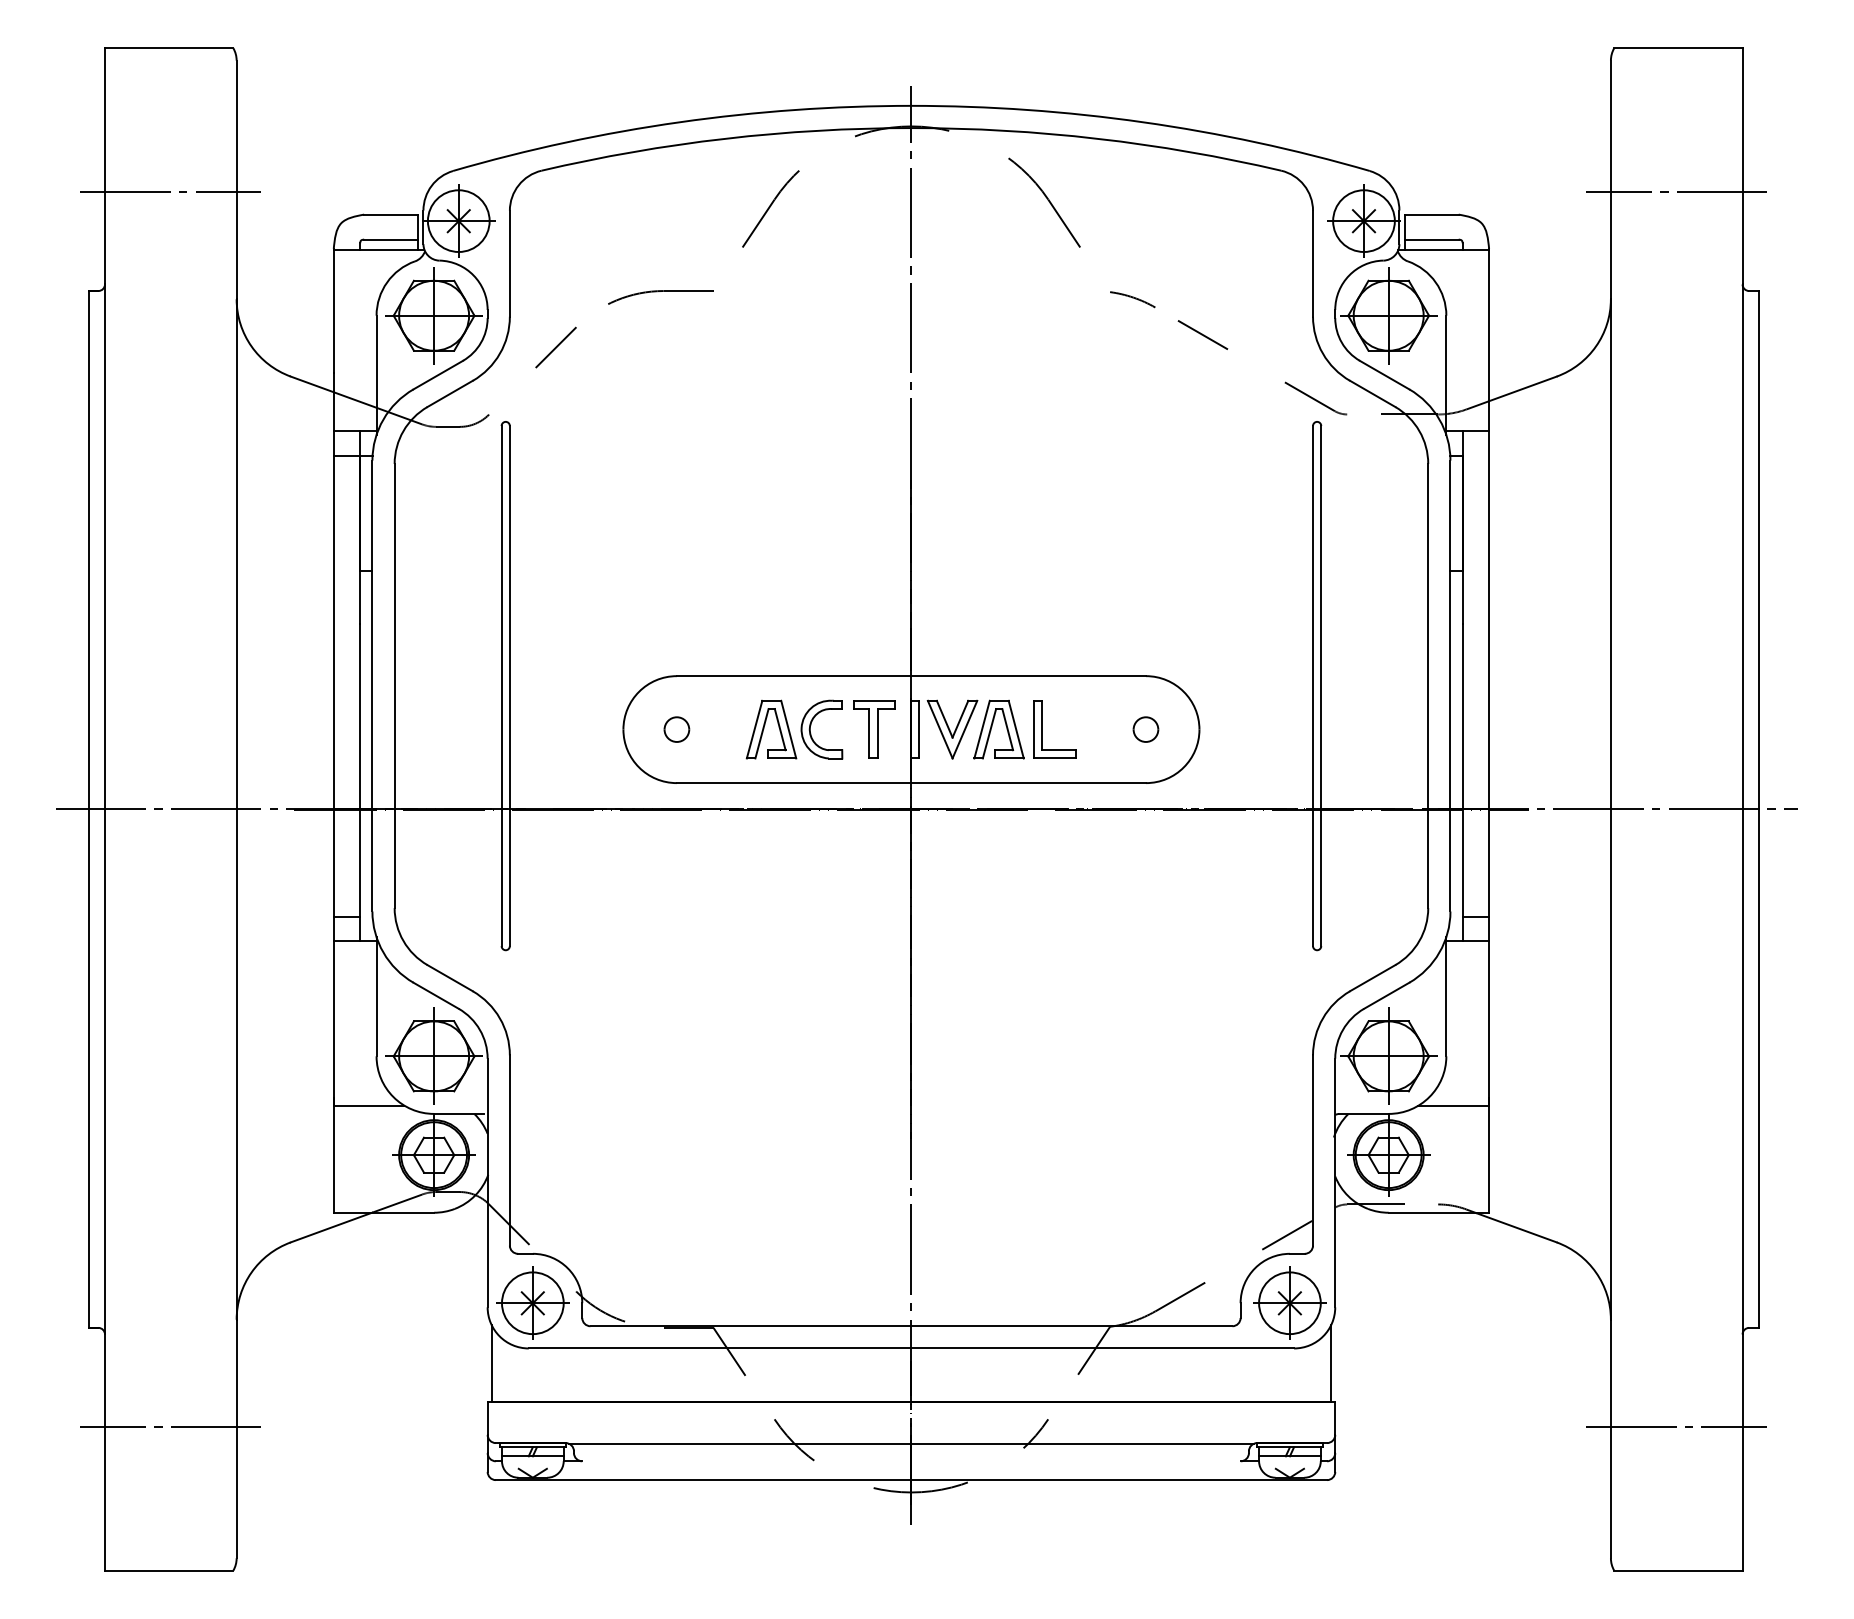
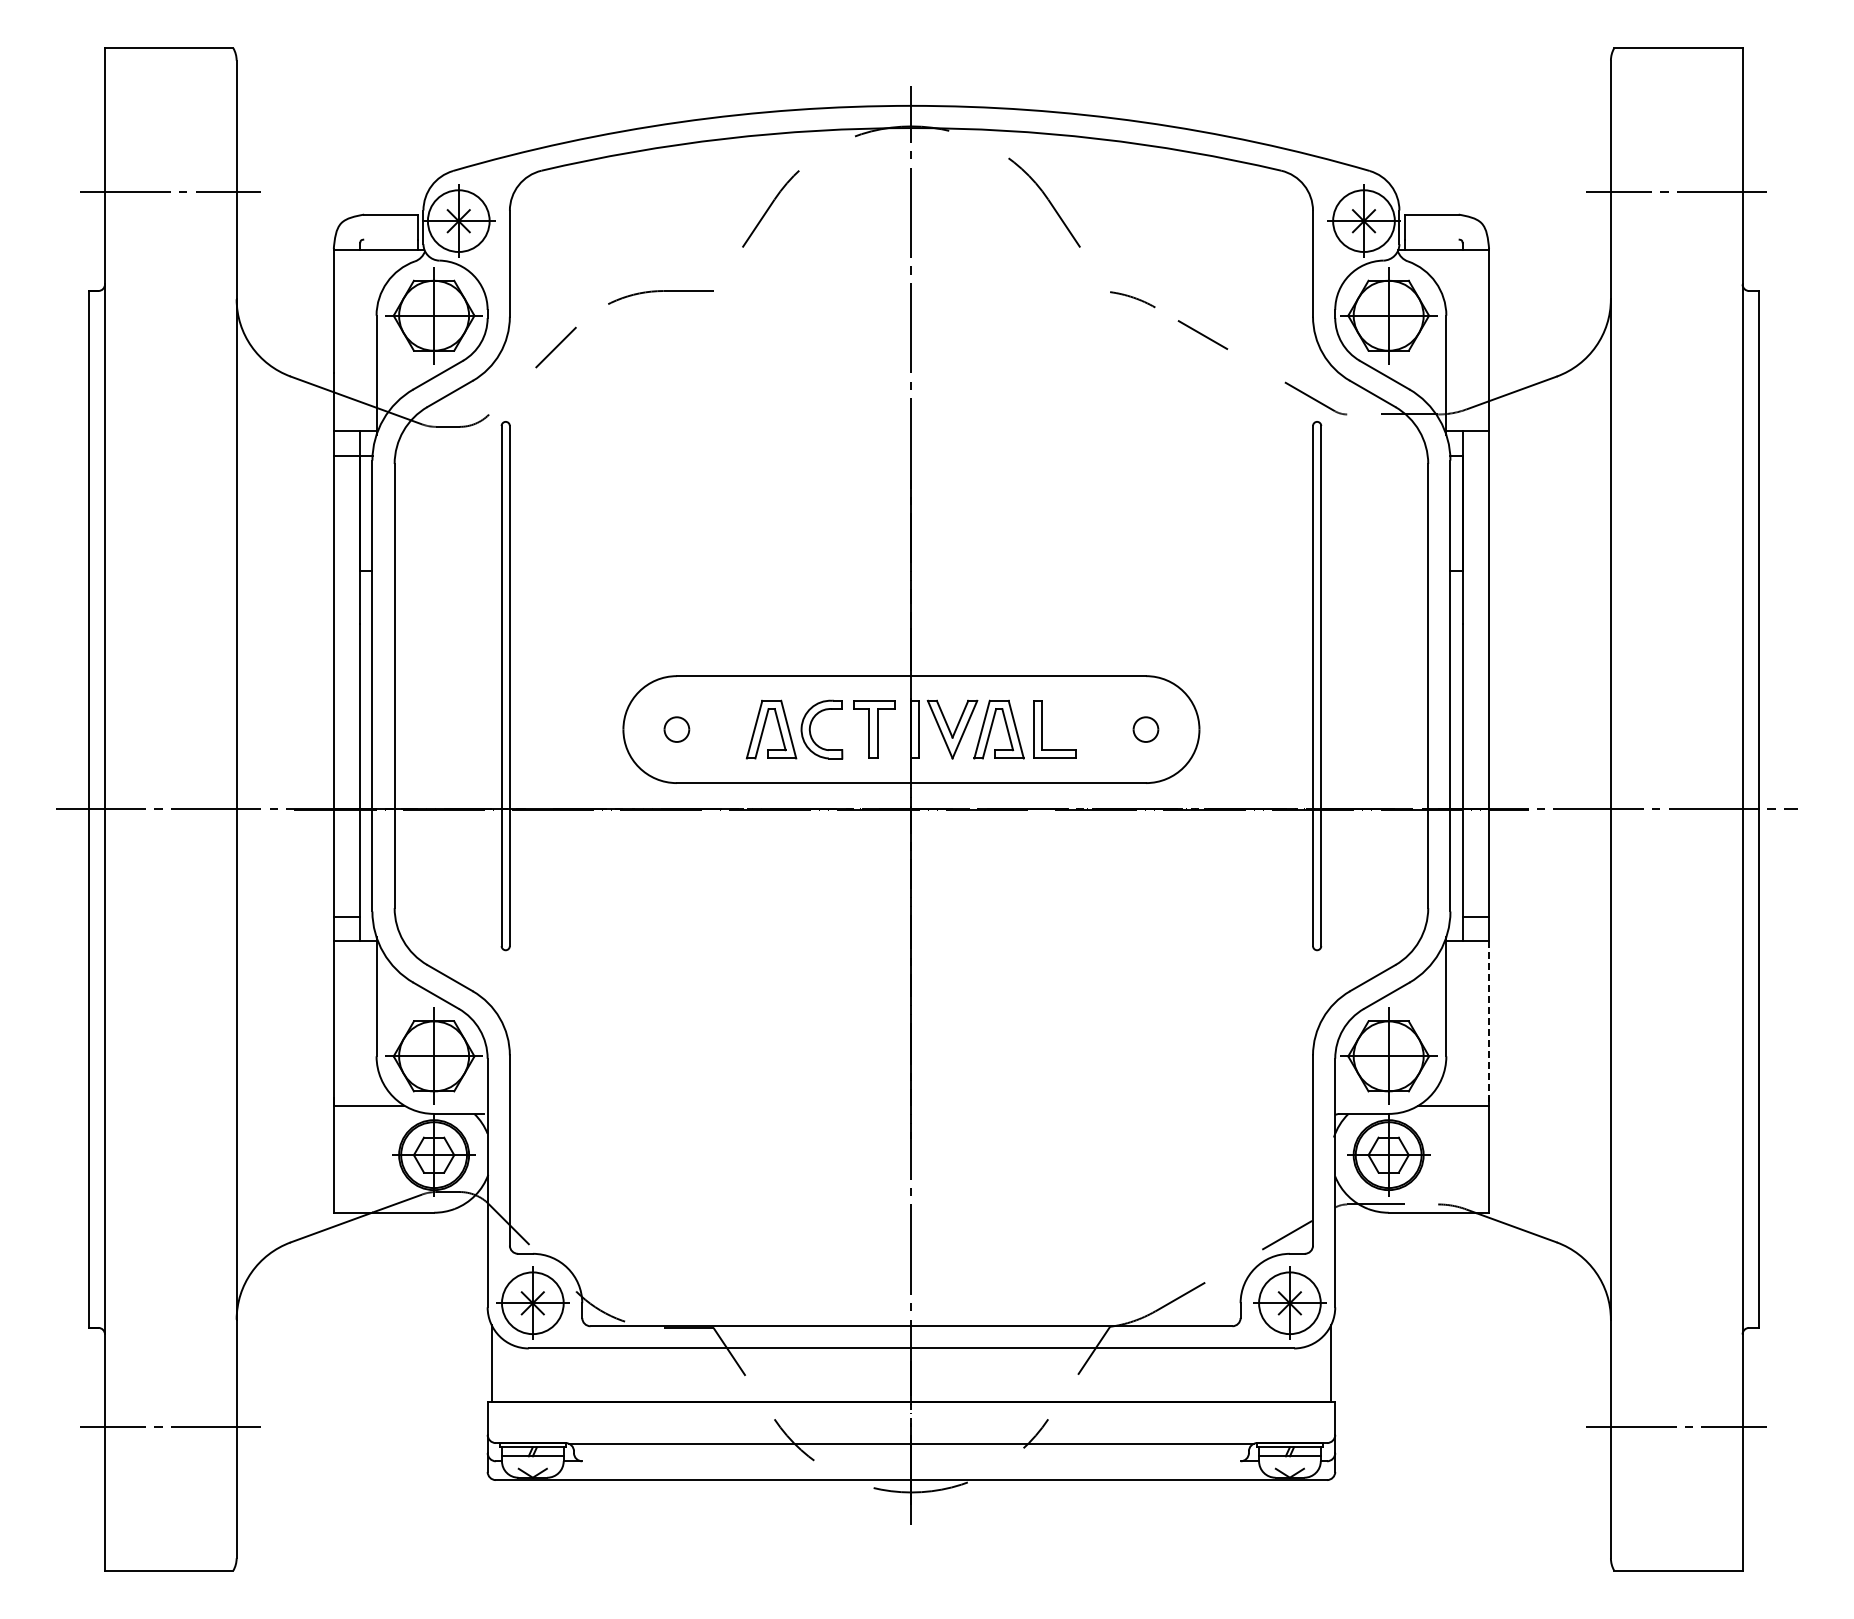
line: present -> none (390, 239)
line: present -> none (1431, 239)
line: solid -> dashed (1489, 1023)
